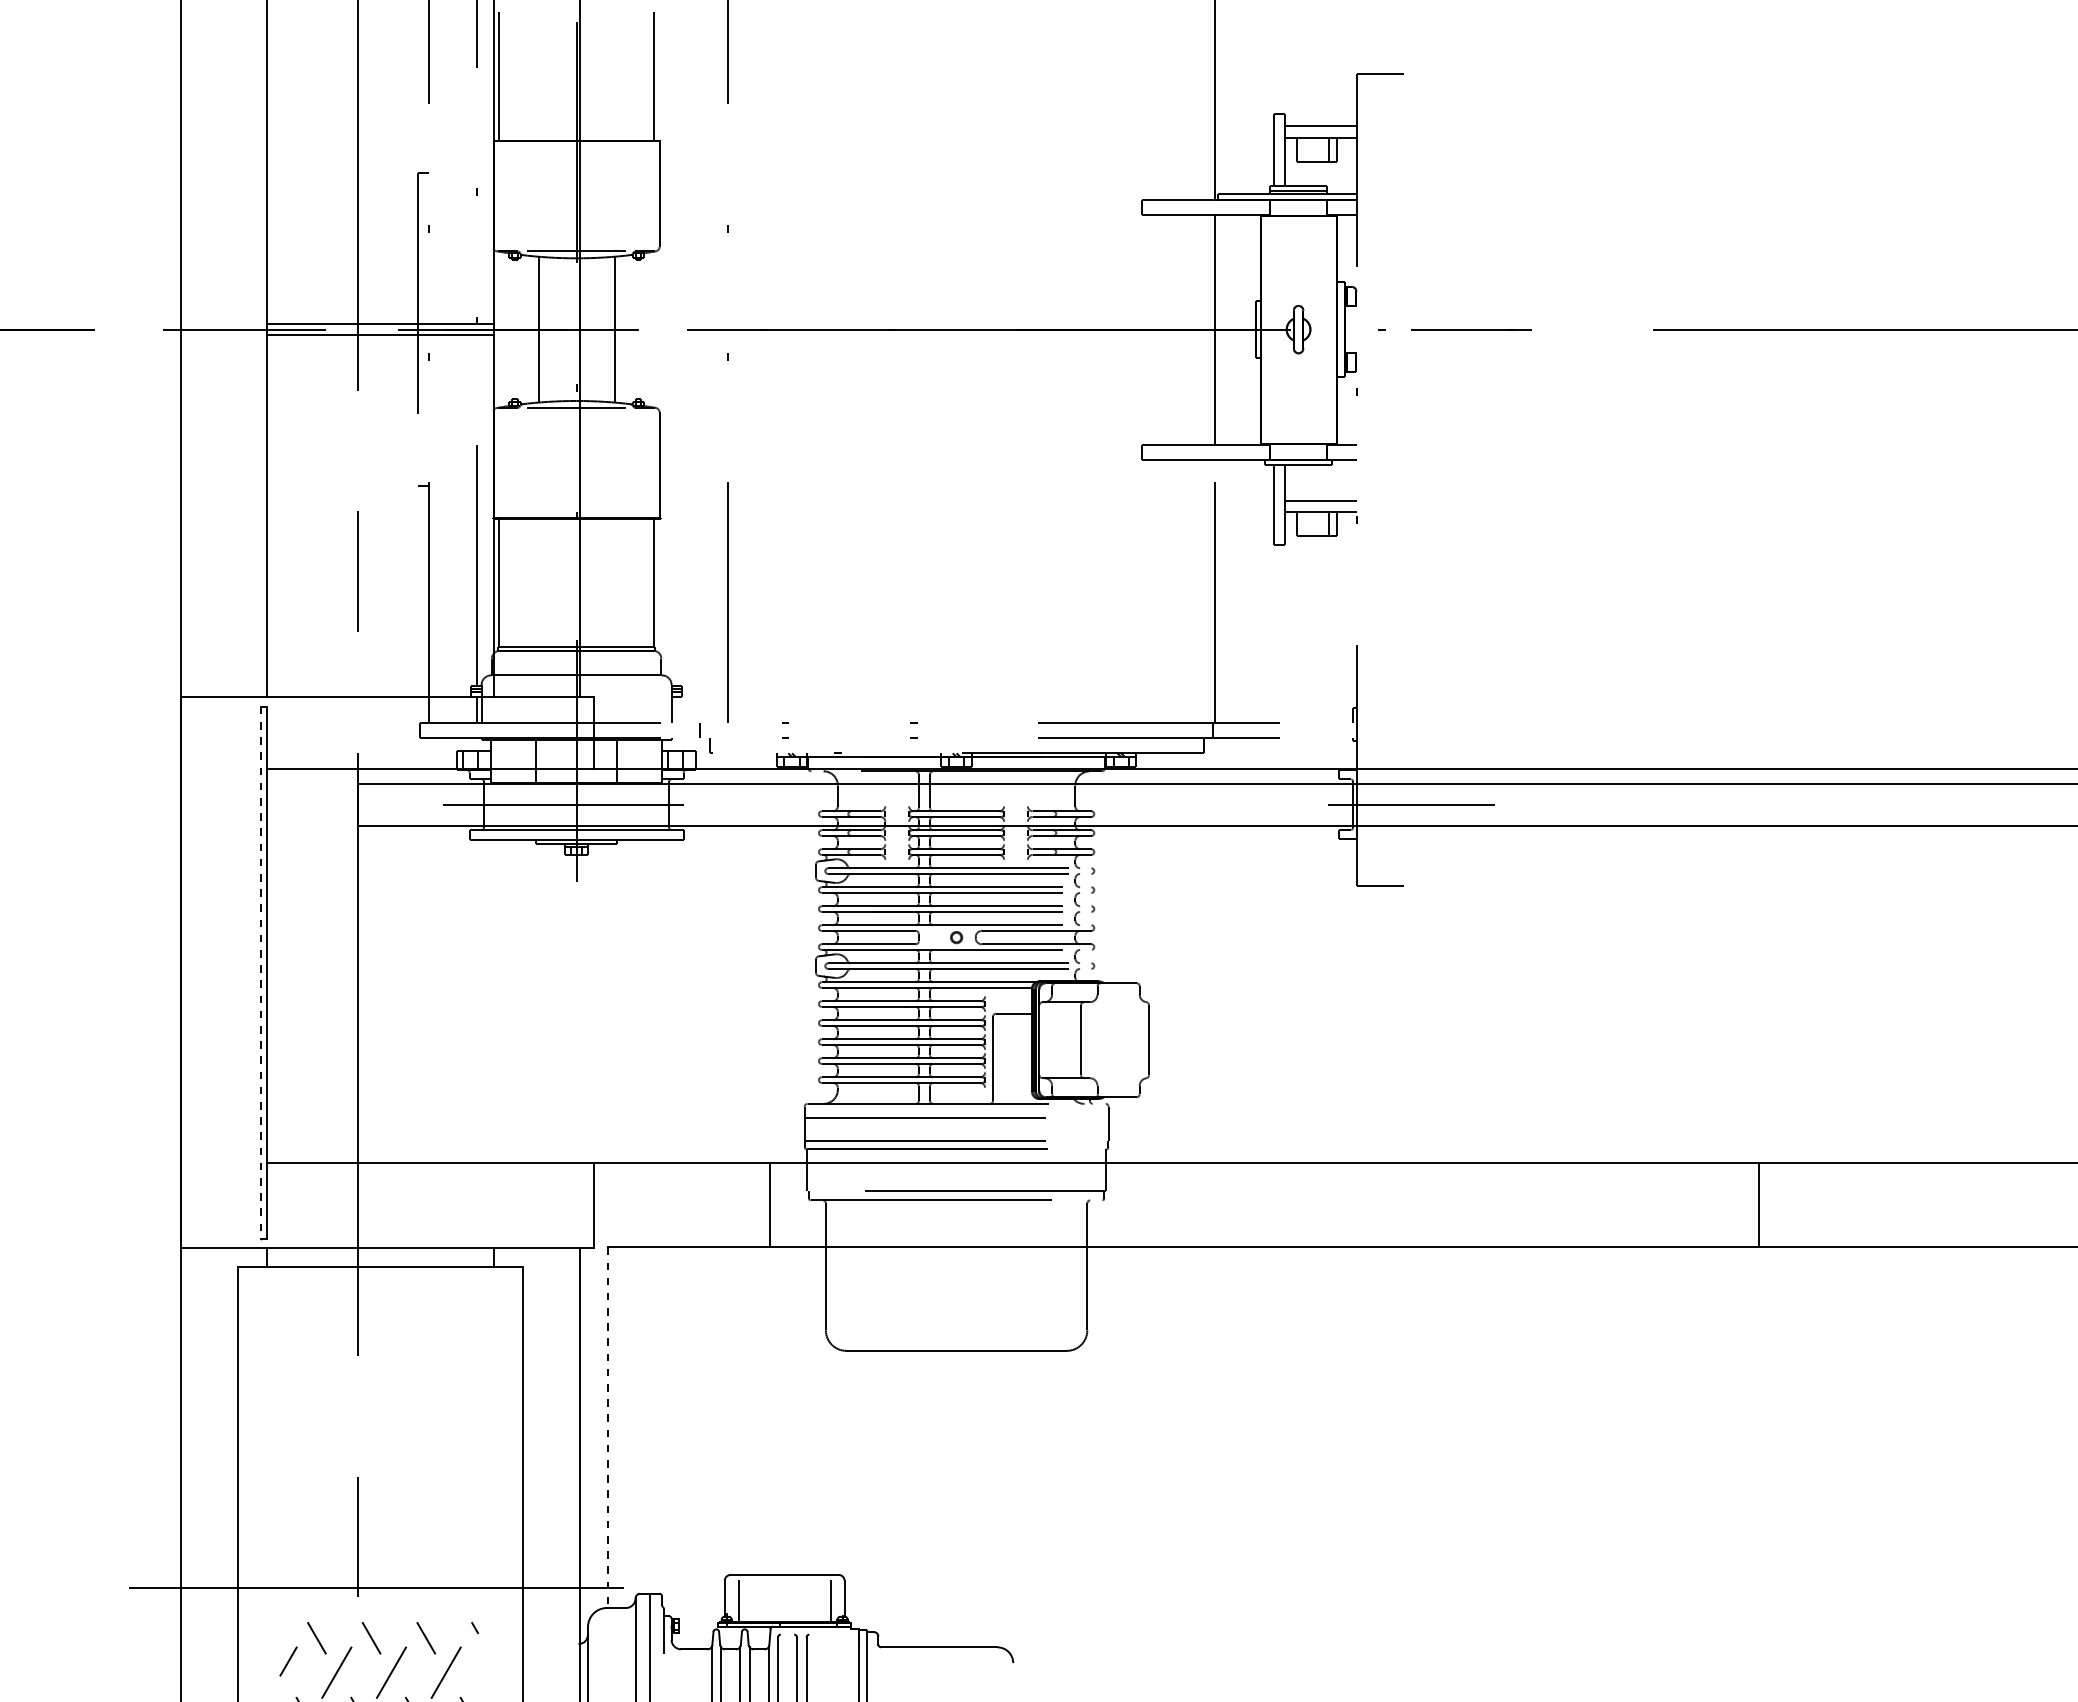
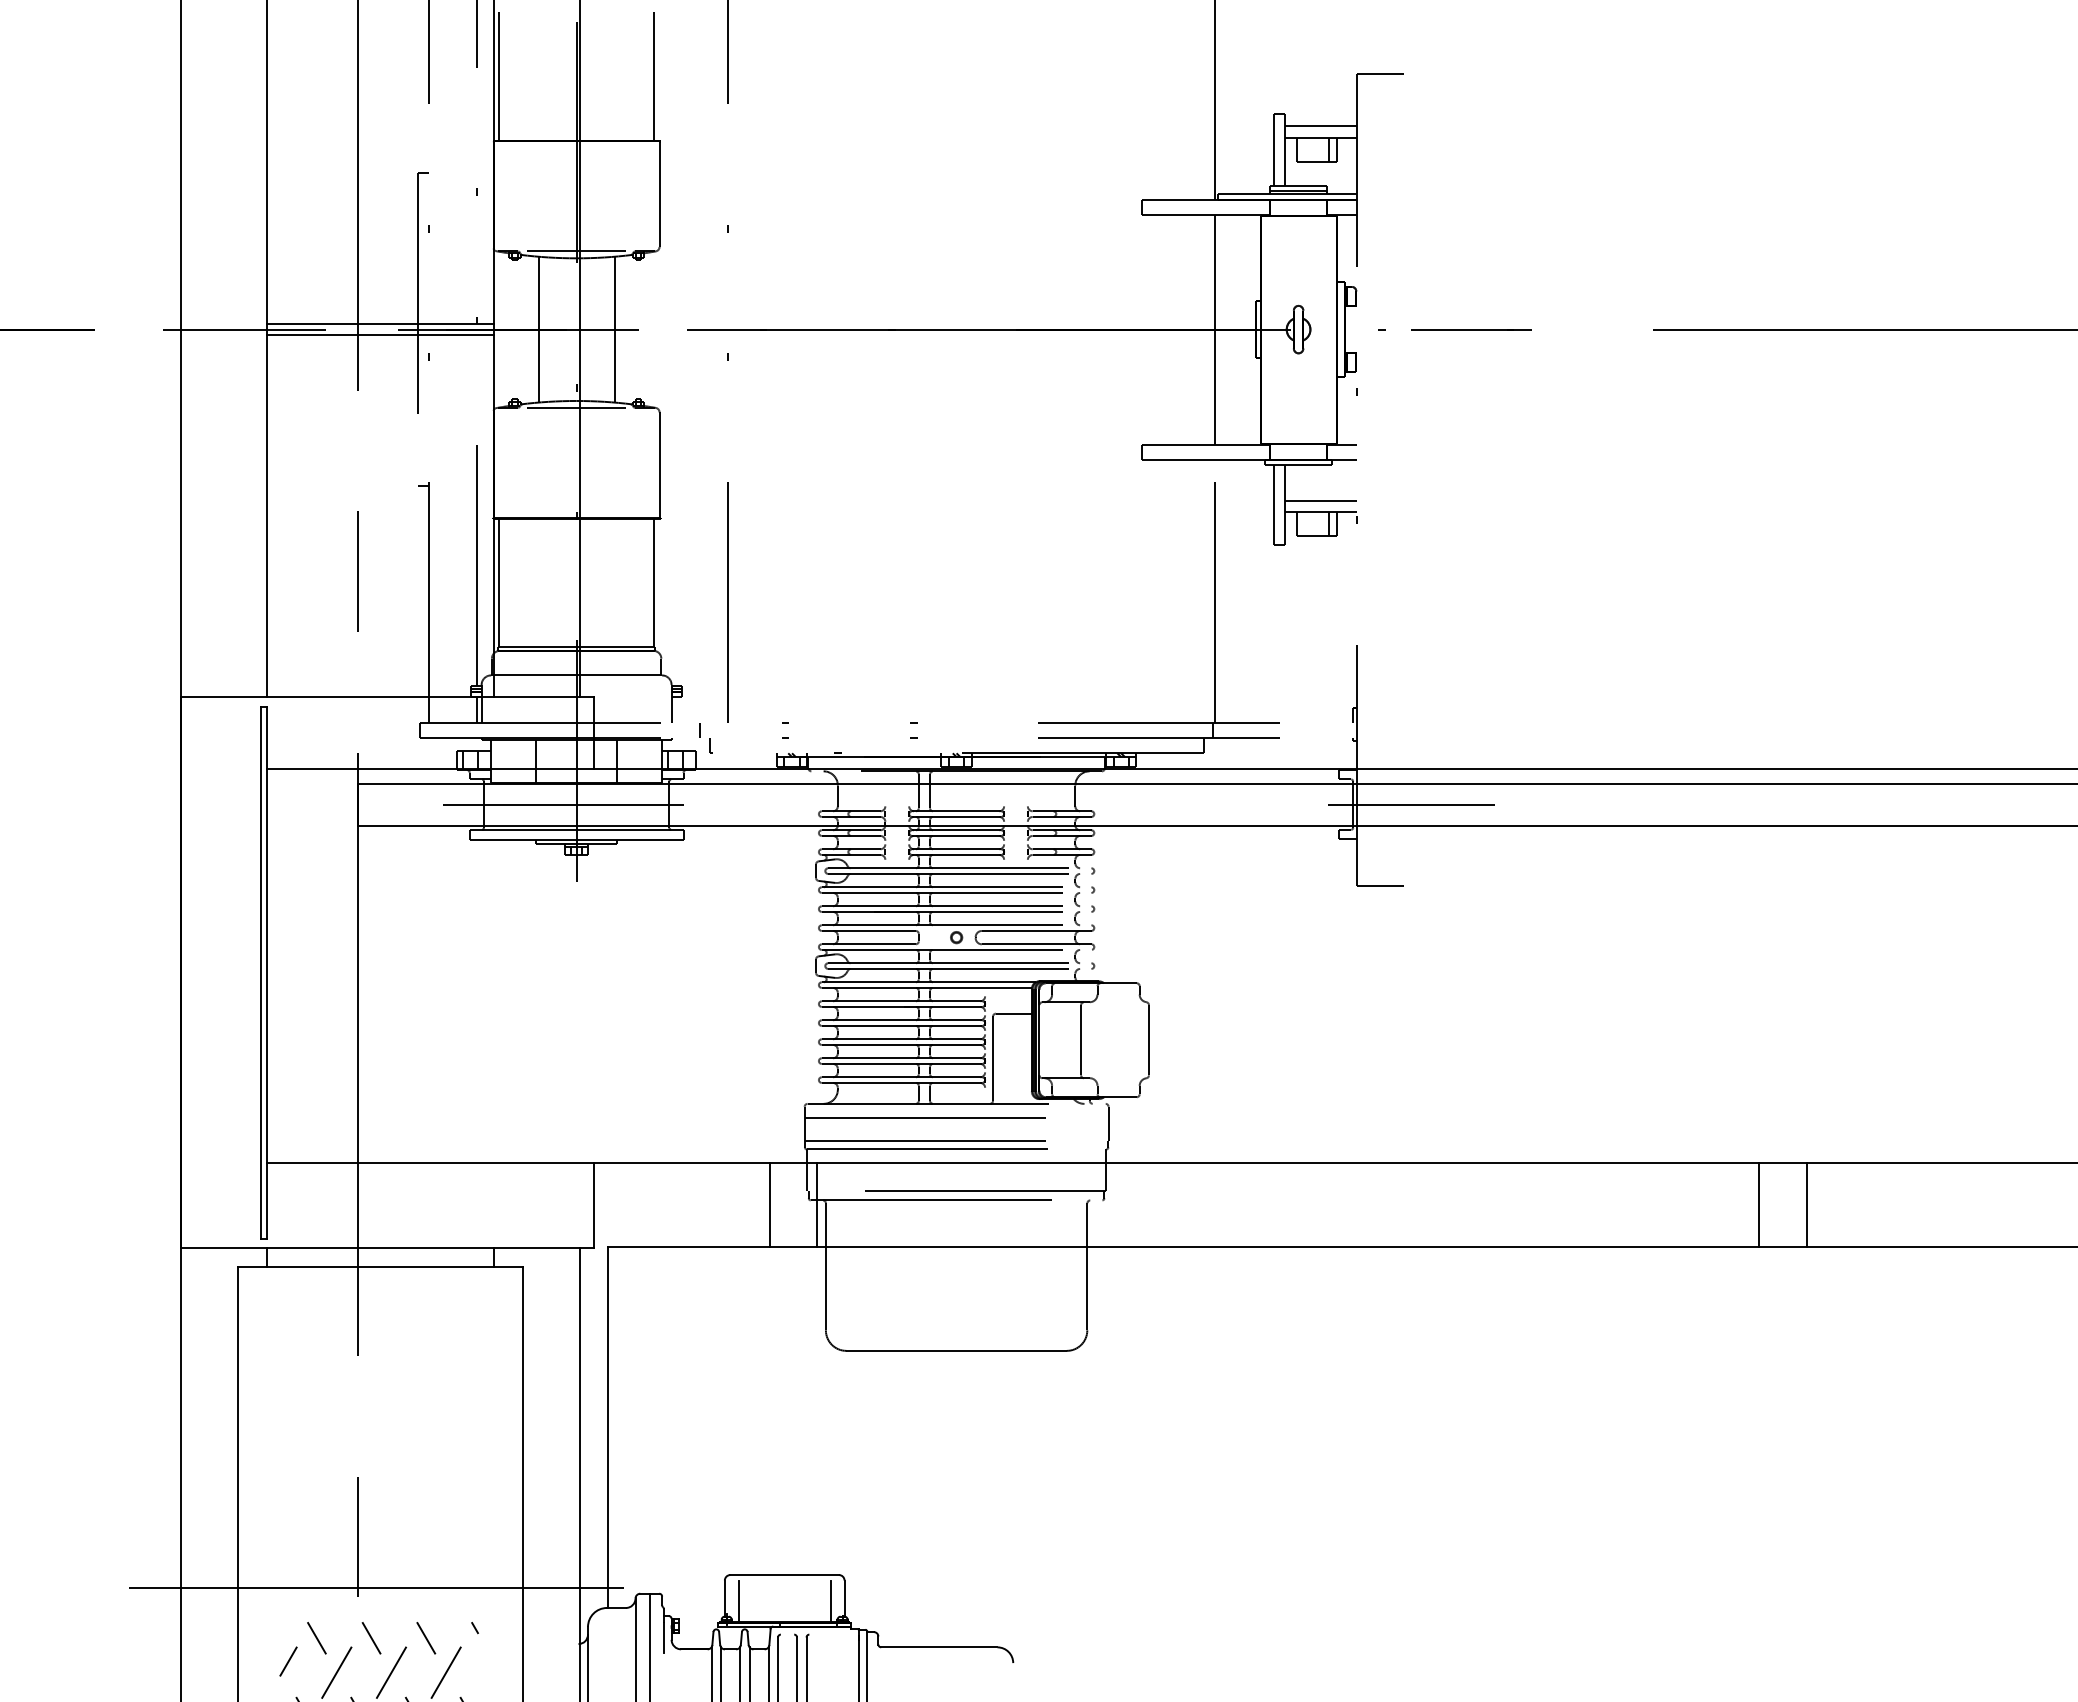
line: dashed -> solid (261, 972)
line: none -> present (816, 1204)
line: none -> present (1806, 1204)
line: dashed -> solid (608, 1428)
